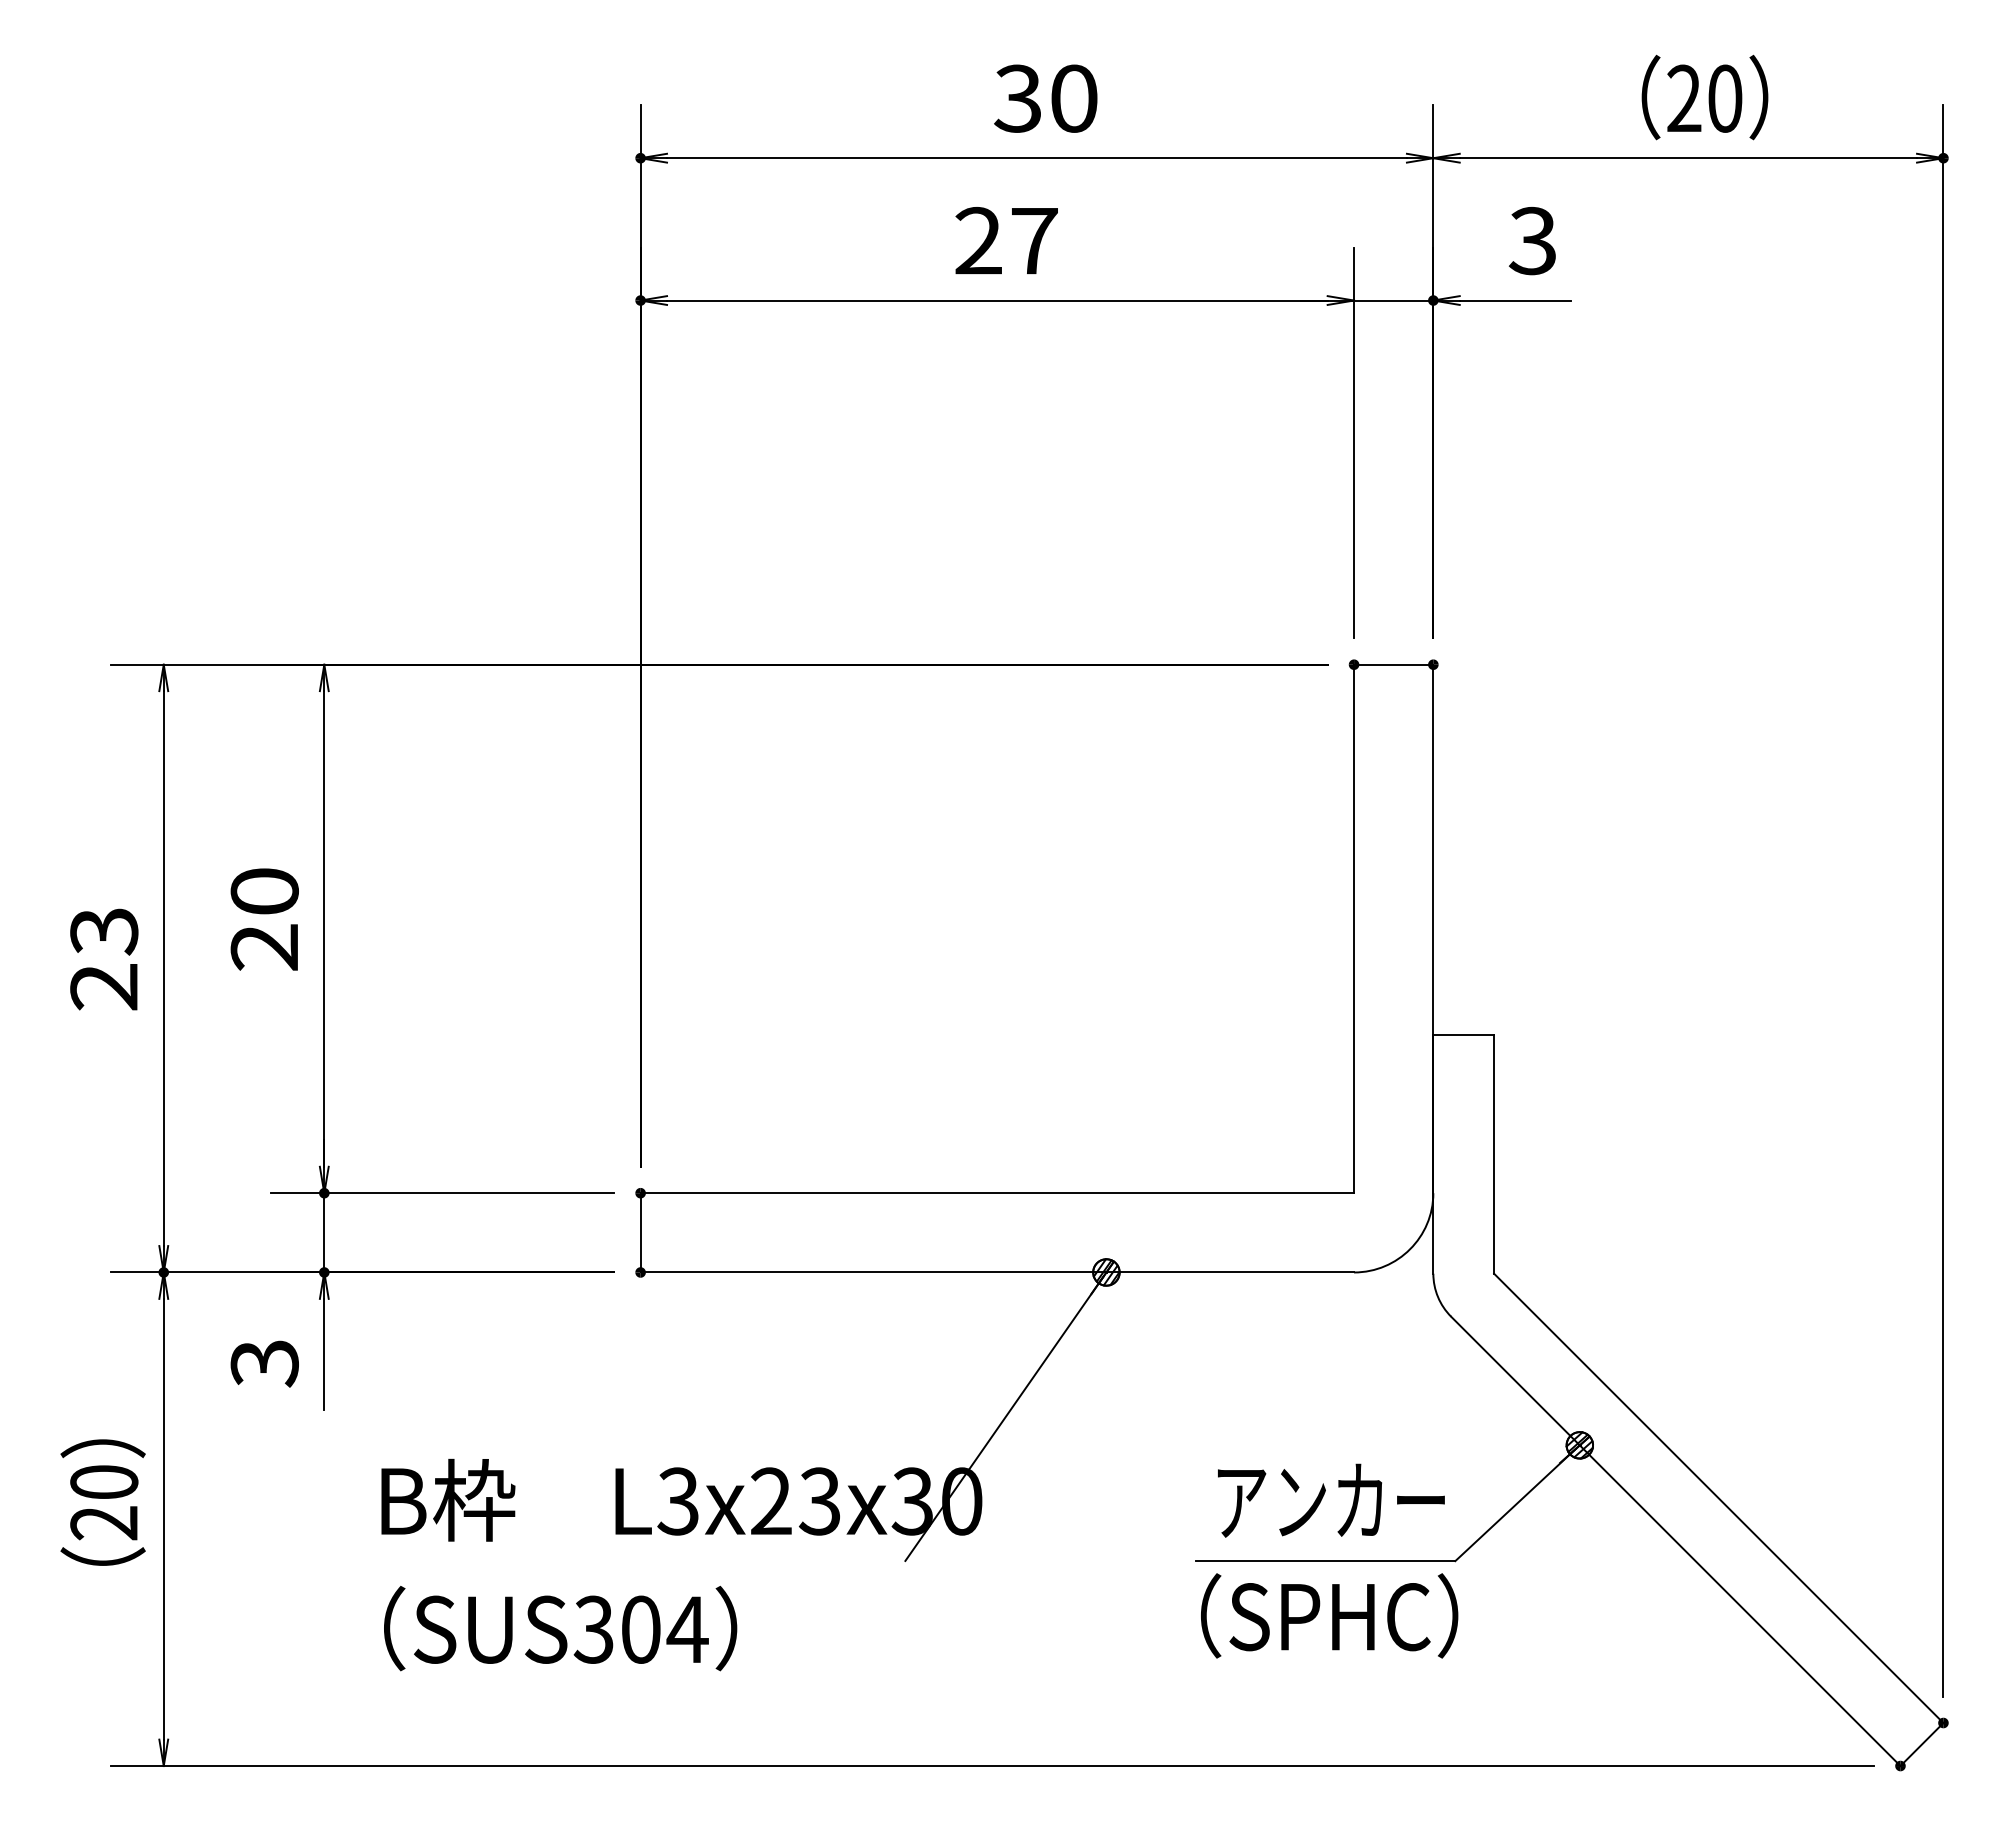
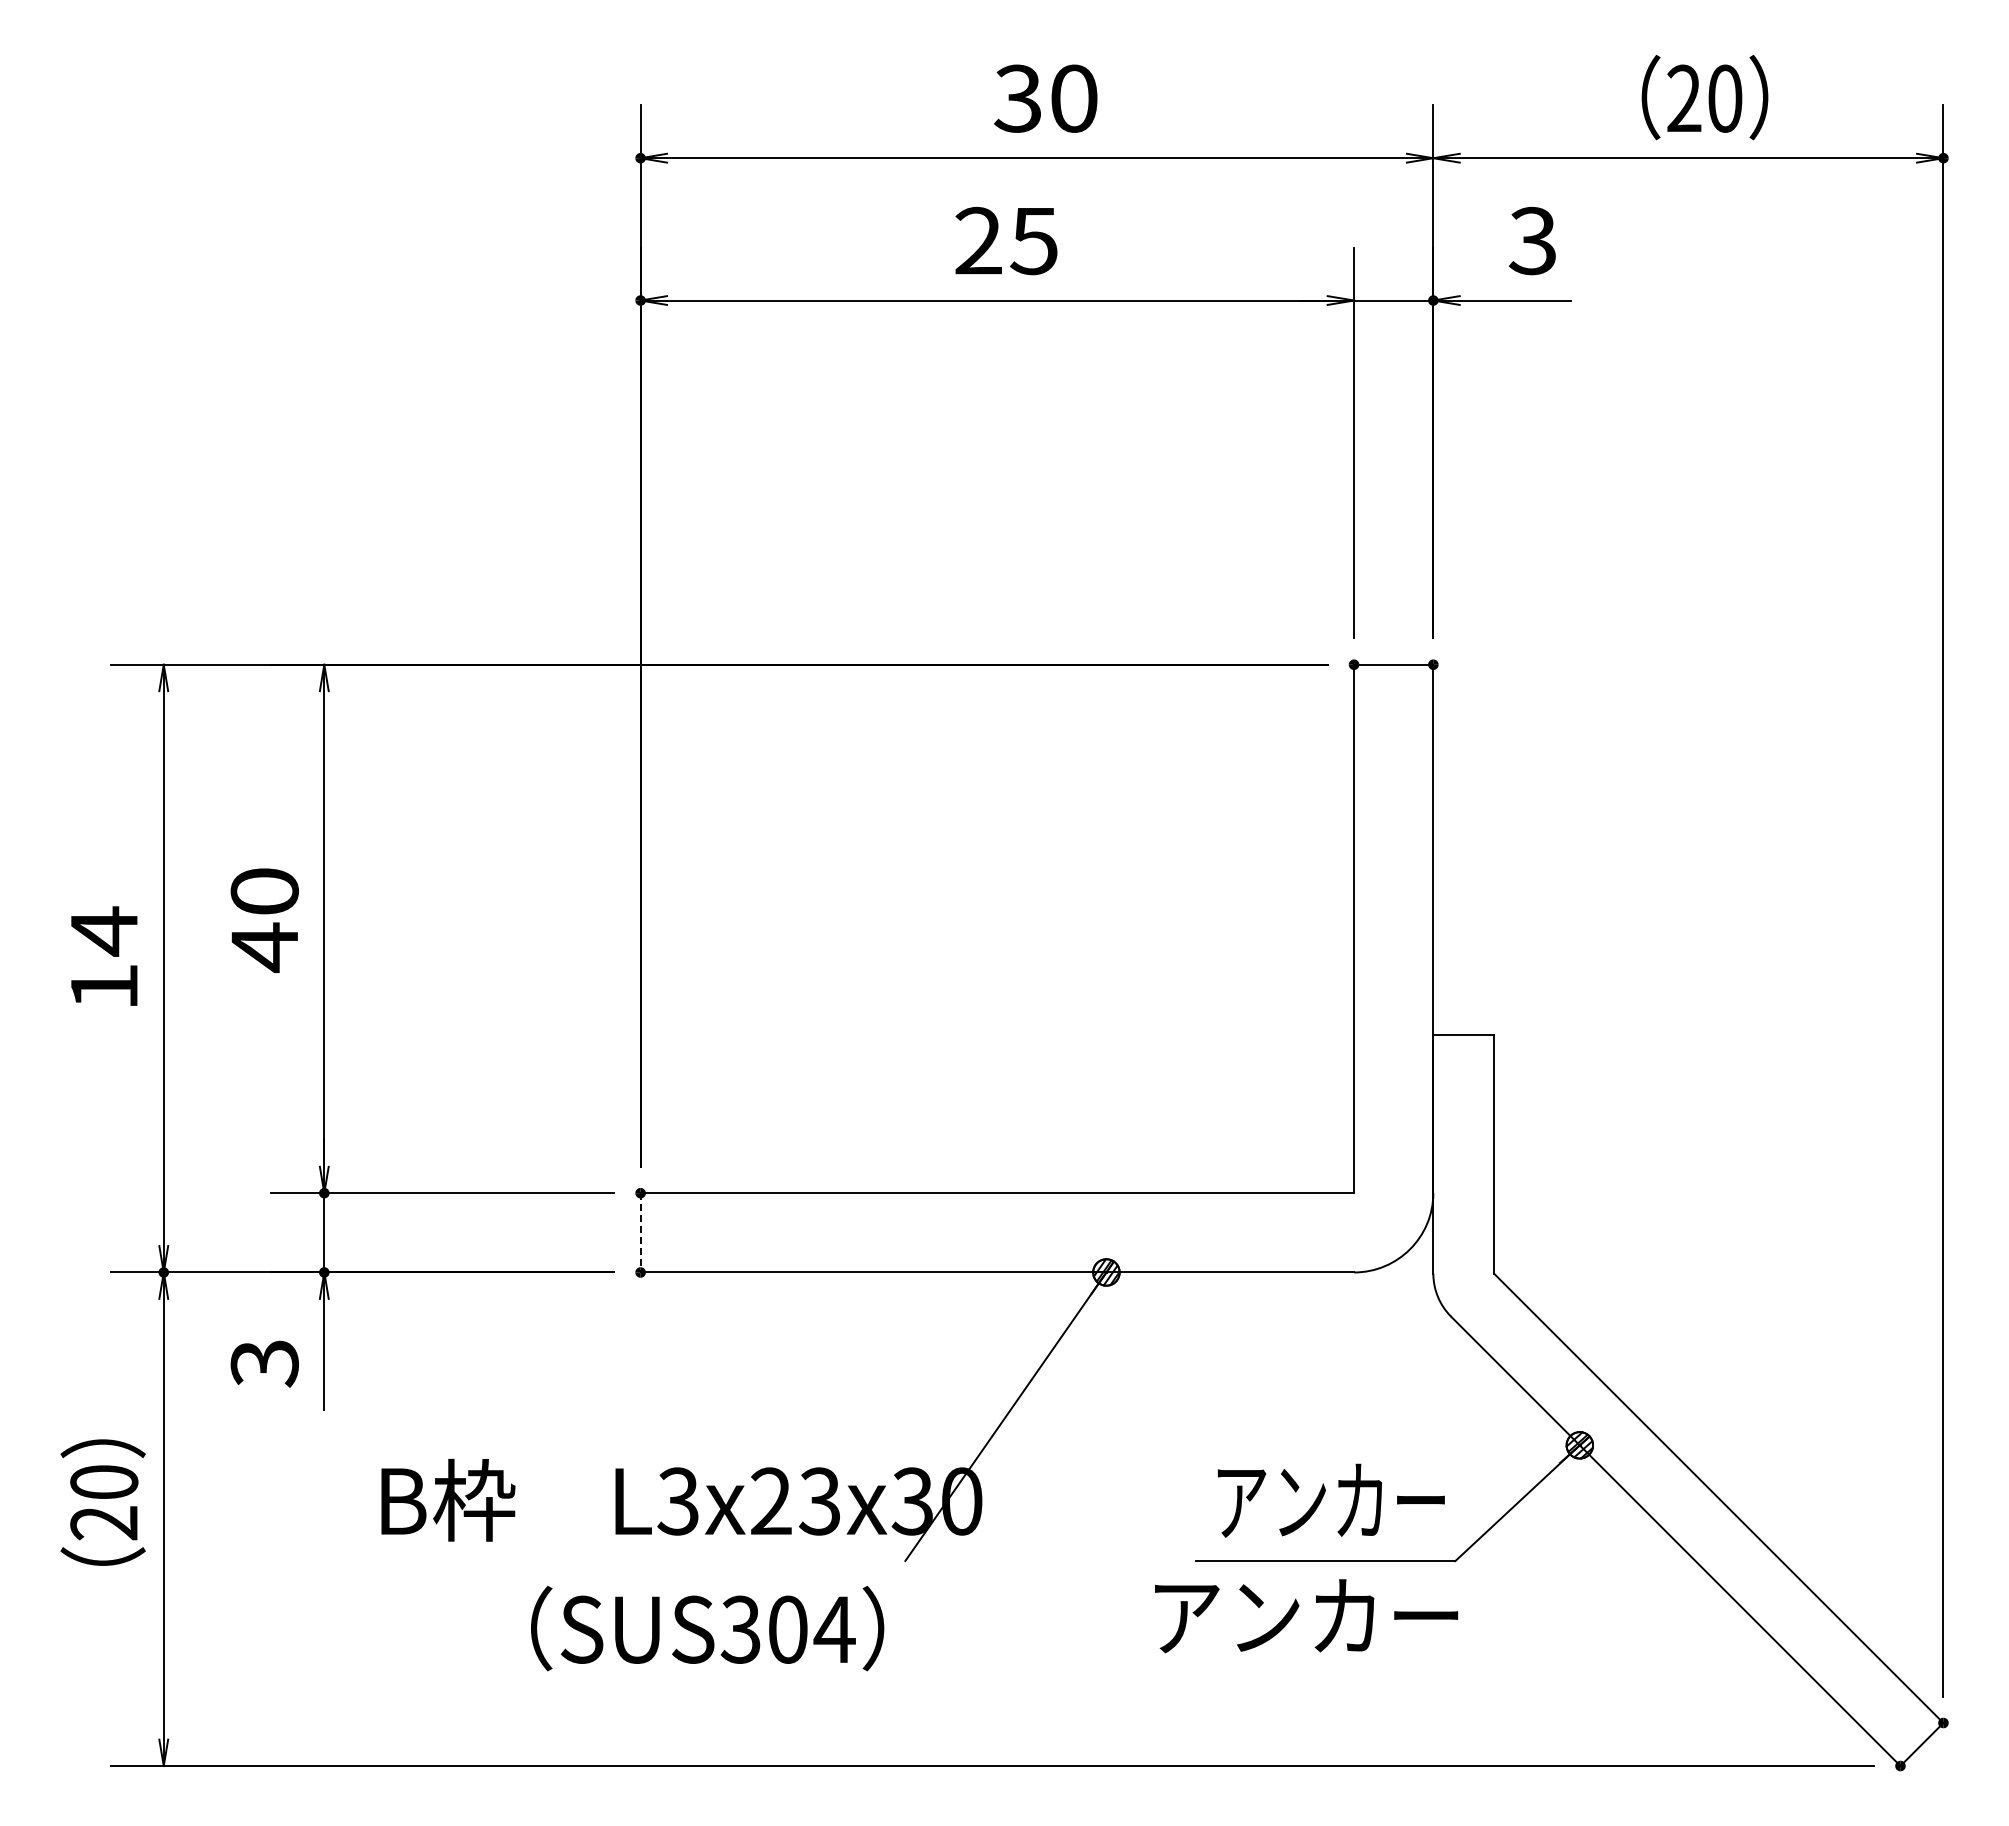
text: 27 -> 25 (1033, 241)
text: 20 -> 40 (263, 947)
text: 23 -> 14 (104, 958)
line: solid -> dashed (640, 1232)
text: （SPHC） -> アンカー (1306, 1615)
text position: (560, 1628) -> (707, 1628) (707, 1628)
